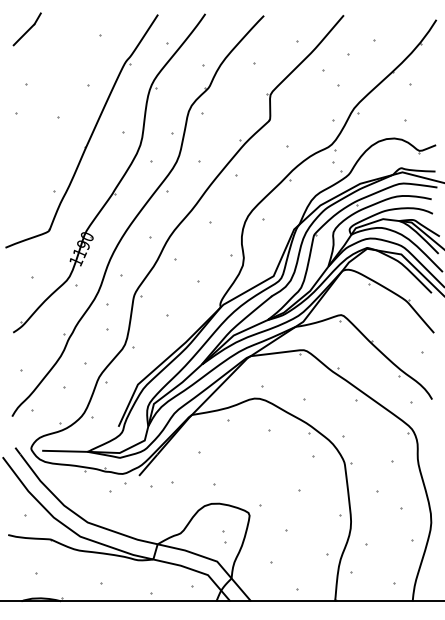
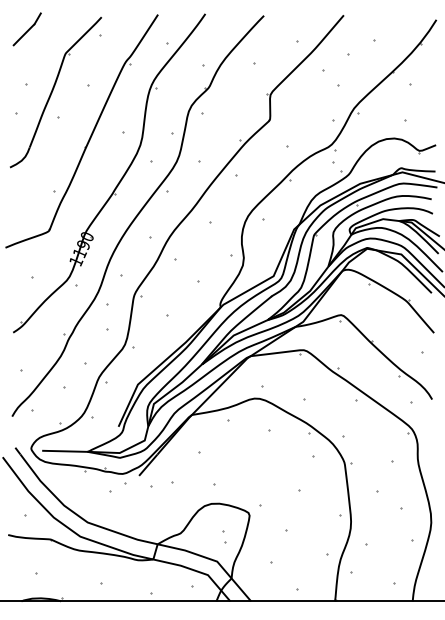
part: none -> present (55, 92)
